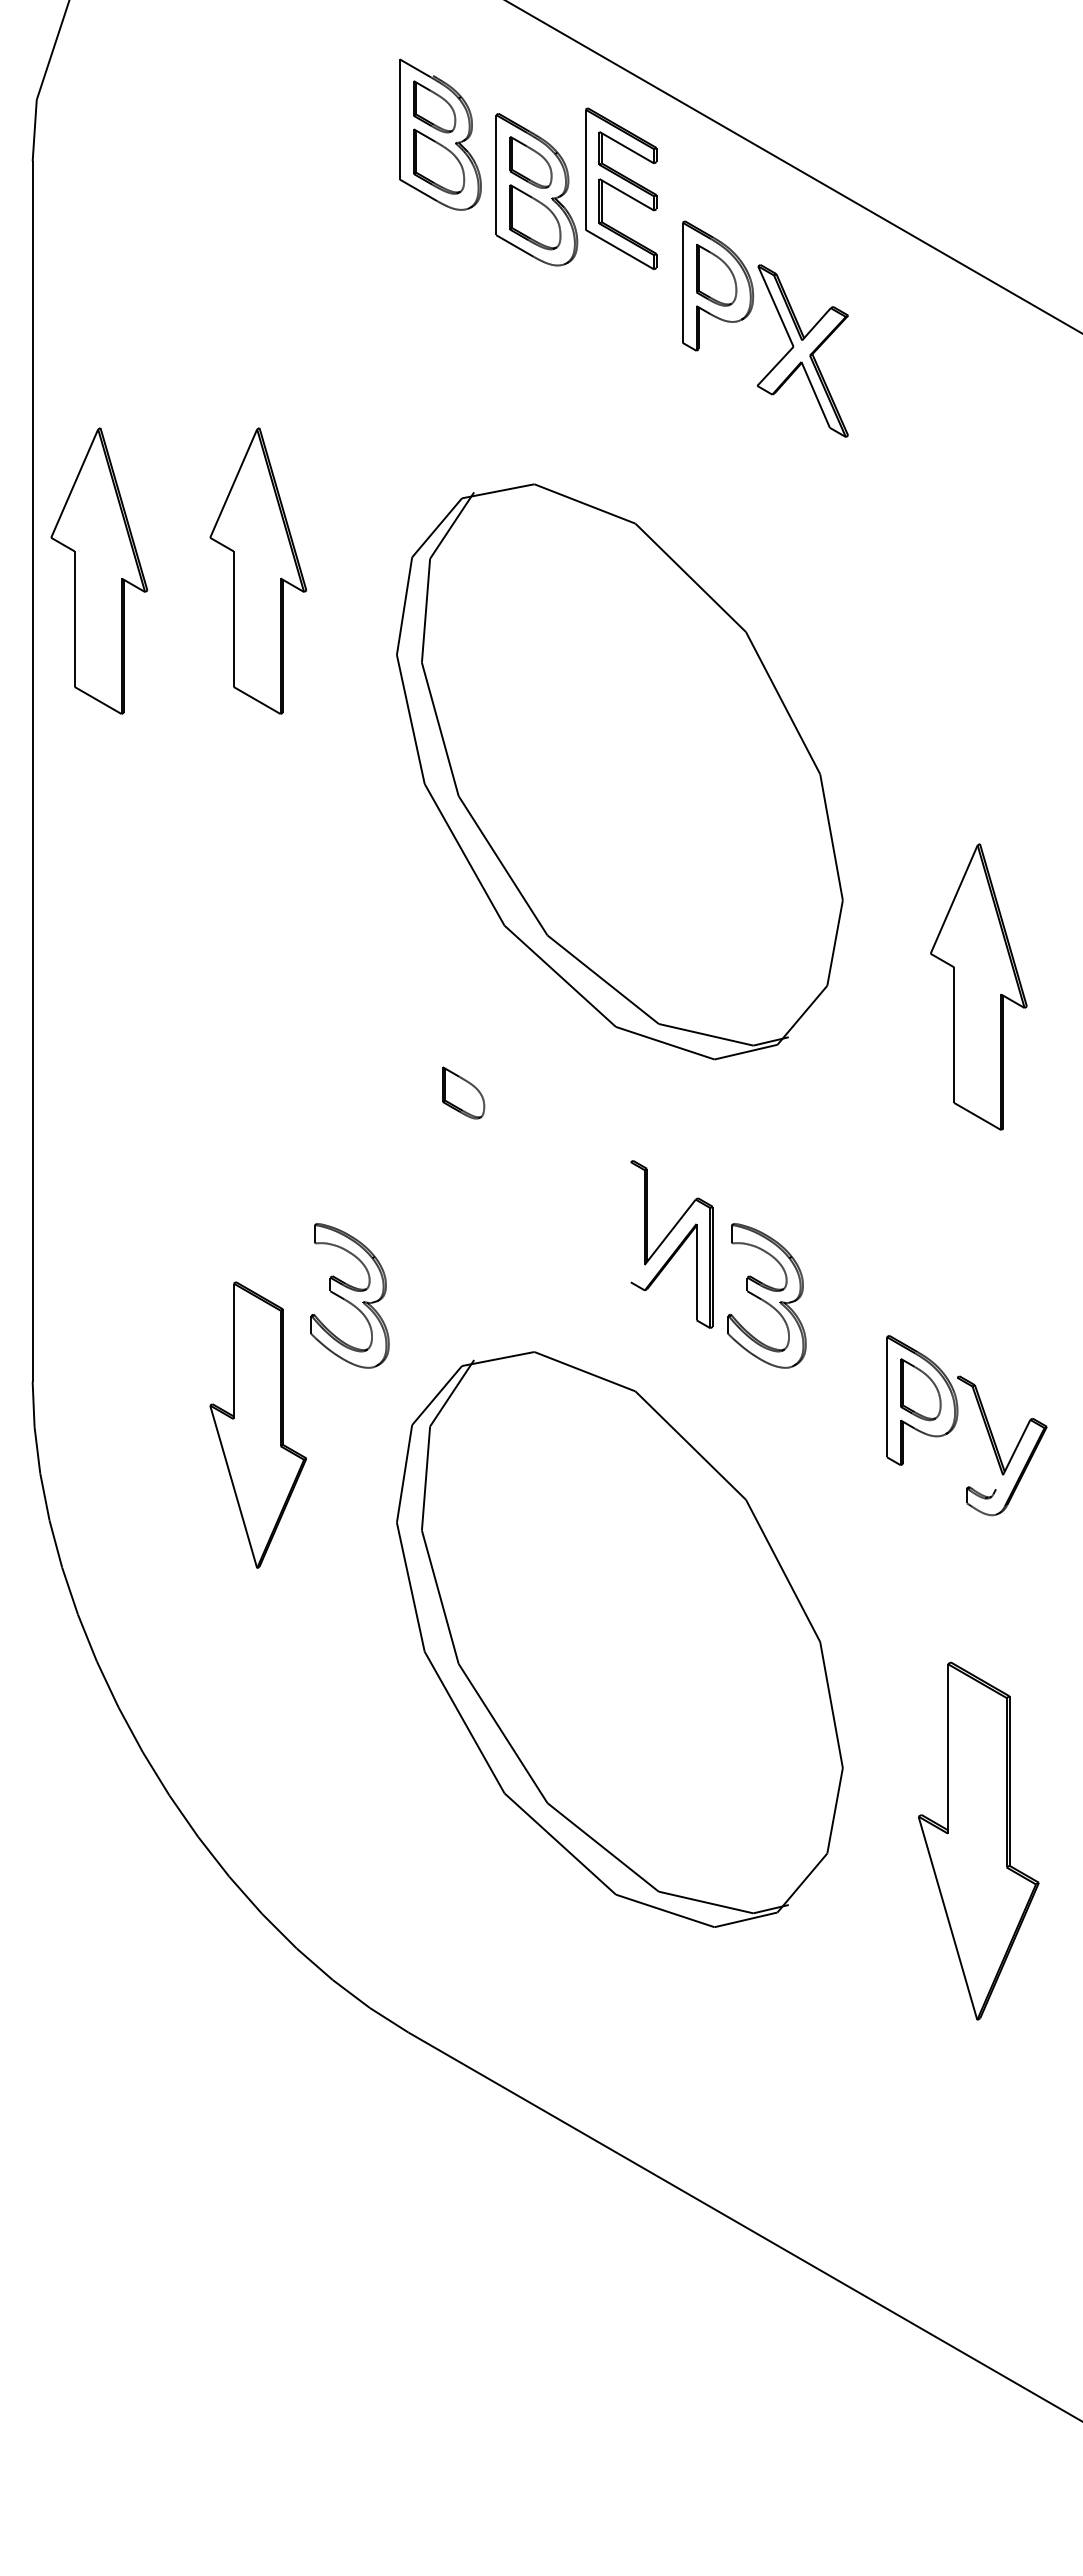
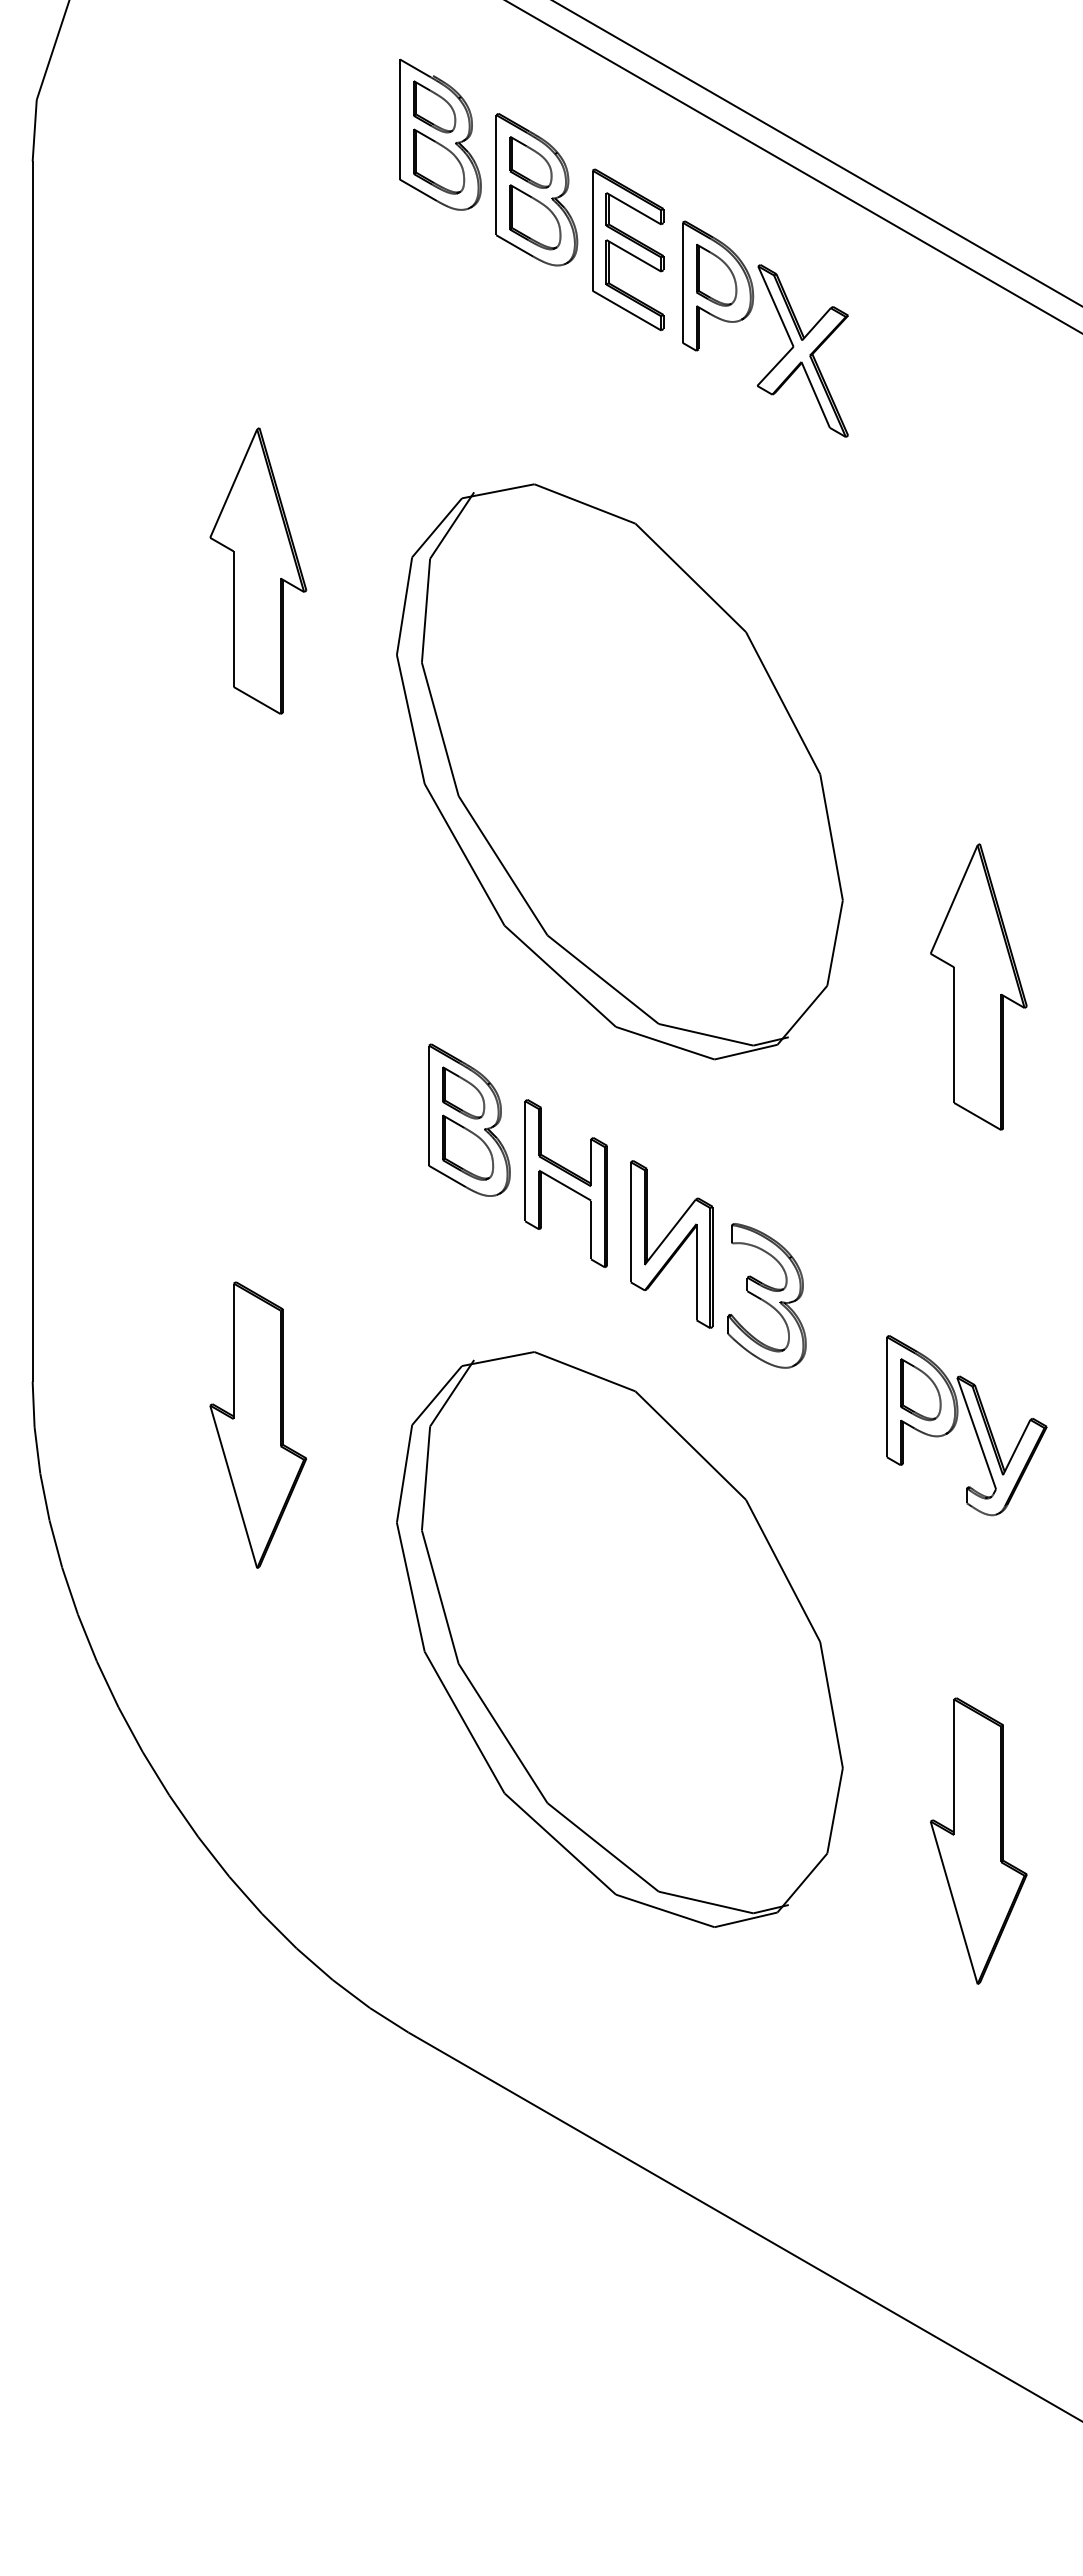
line: none -> present (817, 153)
part position: (621, 188) -> (628, 249) (628, 249)
part: present -> none (99, 570)
part: none -> present (469, 1119)
part: none -> present (565, 1183)
line: none -> present (630, 1222)
part: present -> none (349, 1295)
line: none -> present (976, 1433)
part size: 123x360 px -> 98x288 px (978, 1840)
